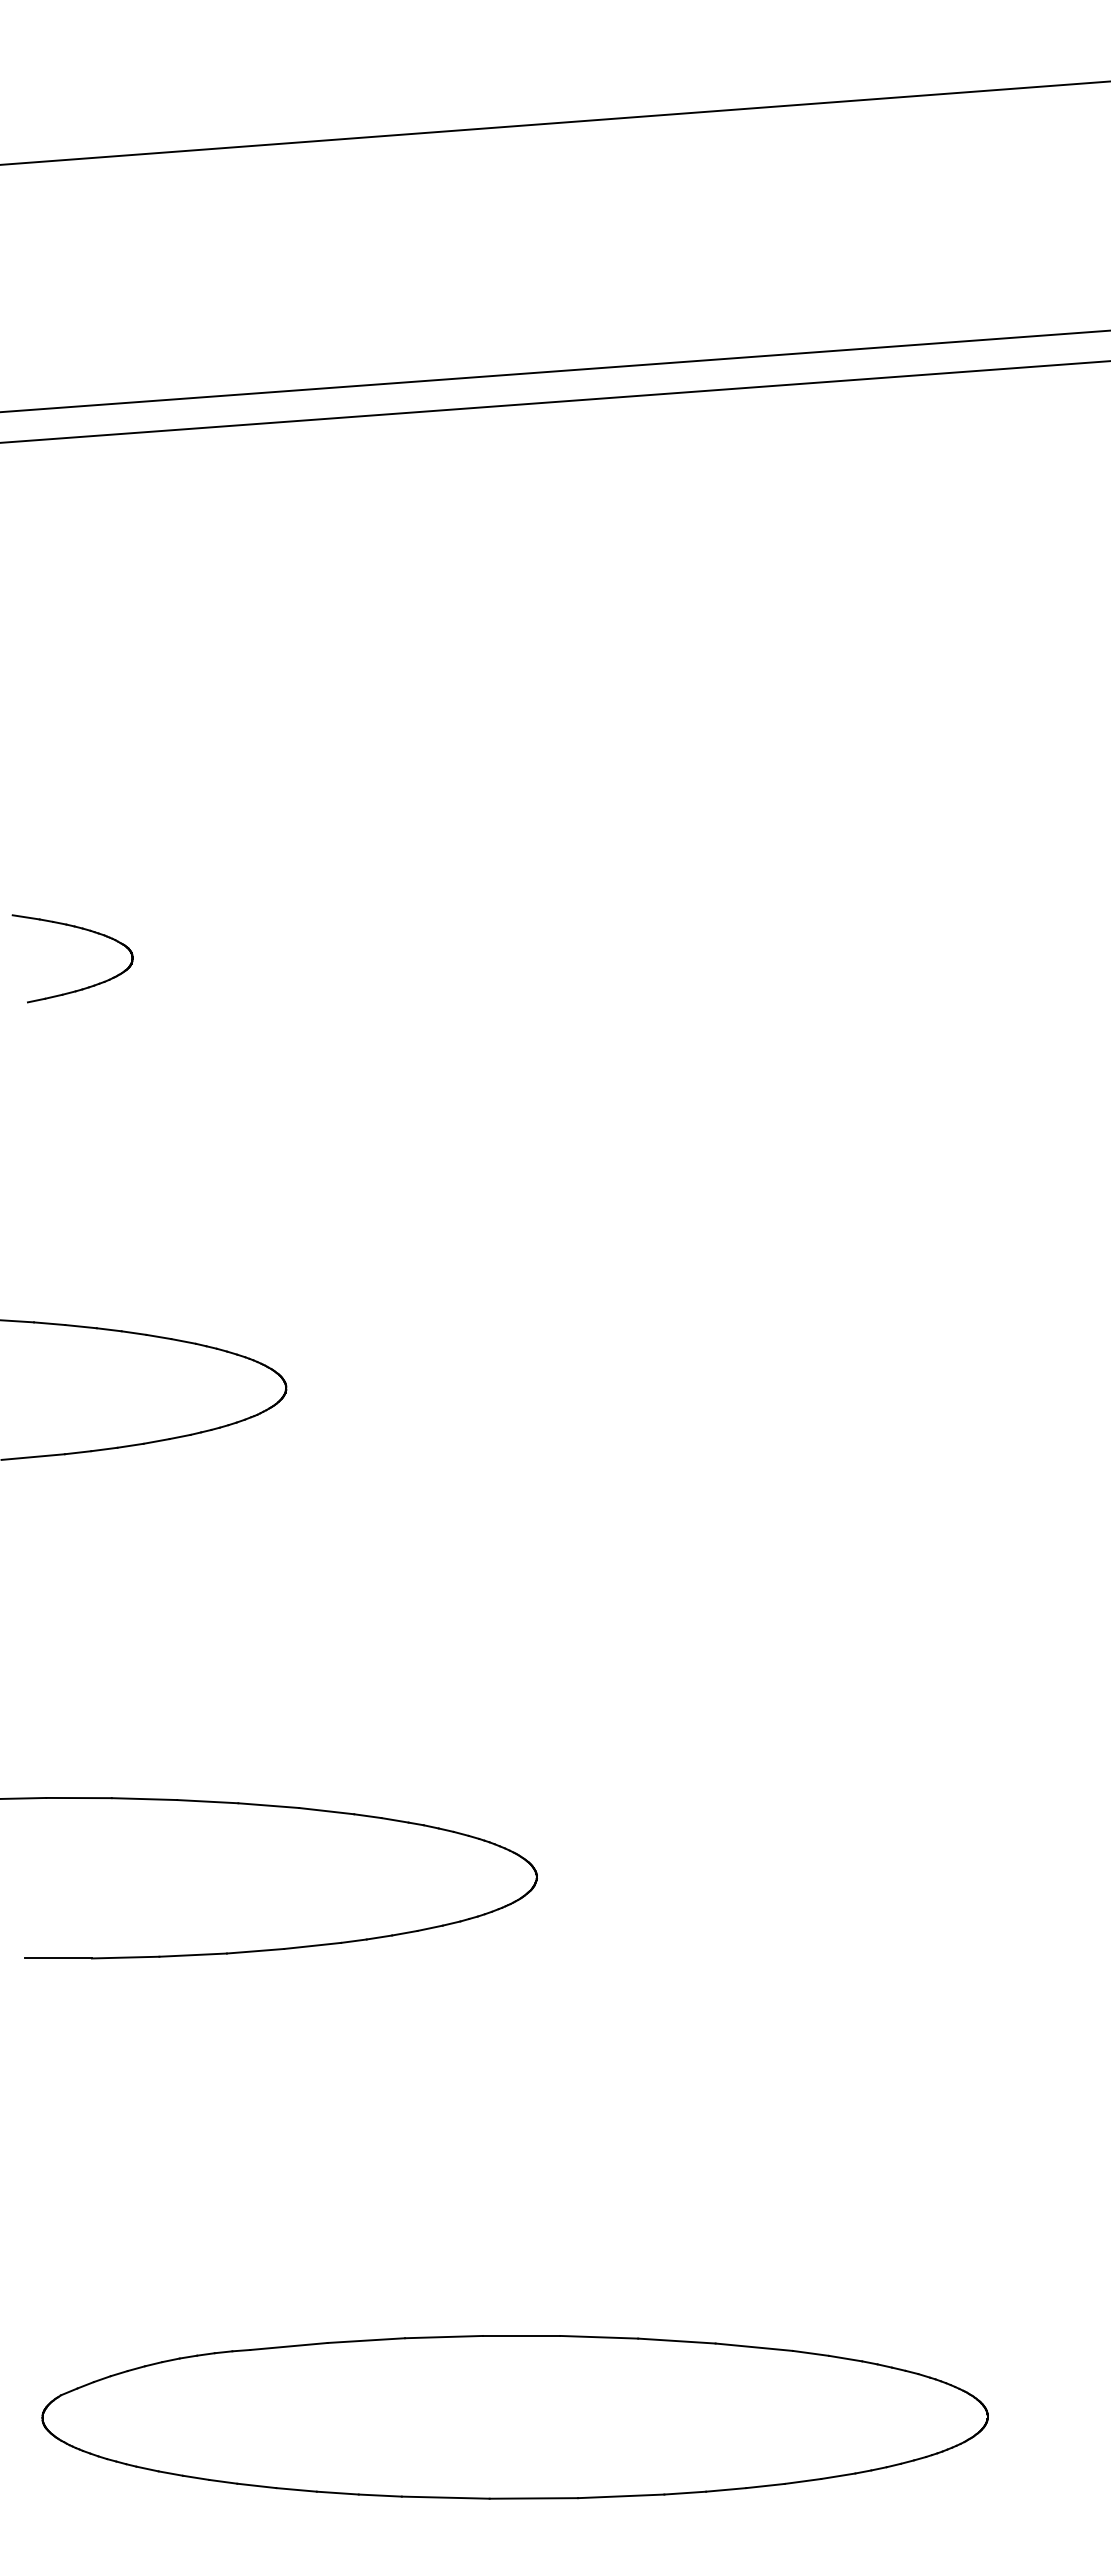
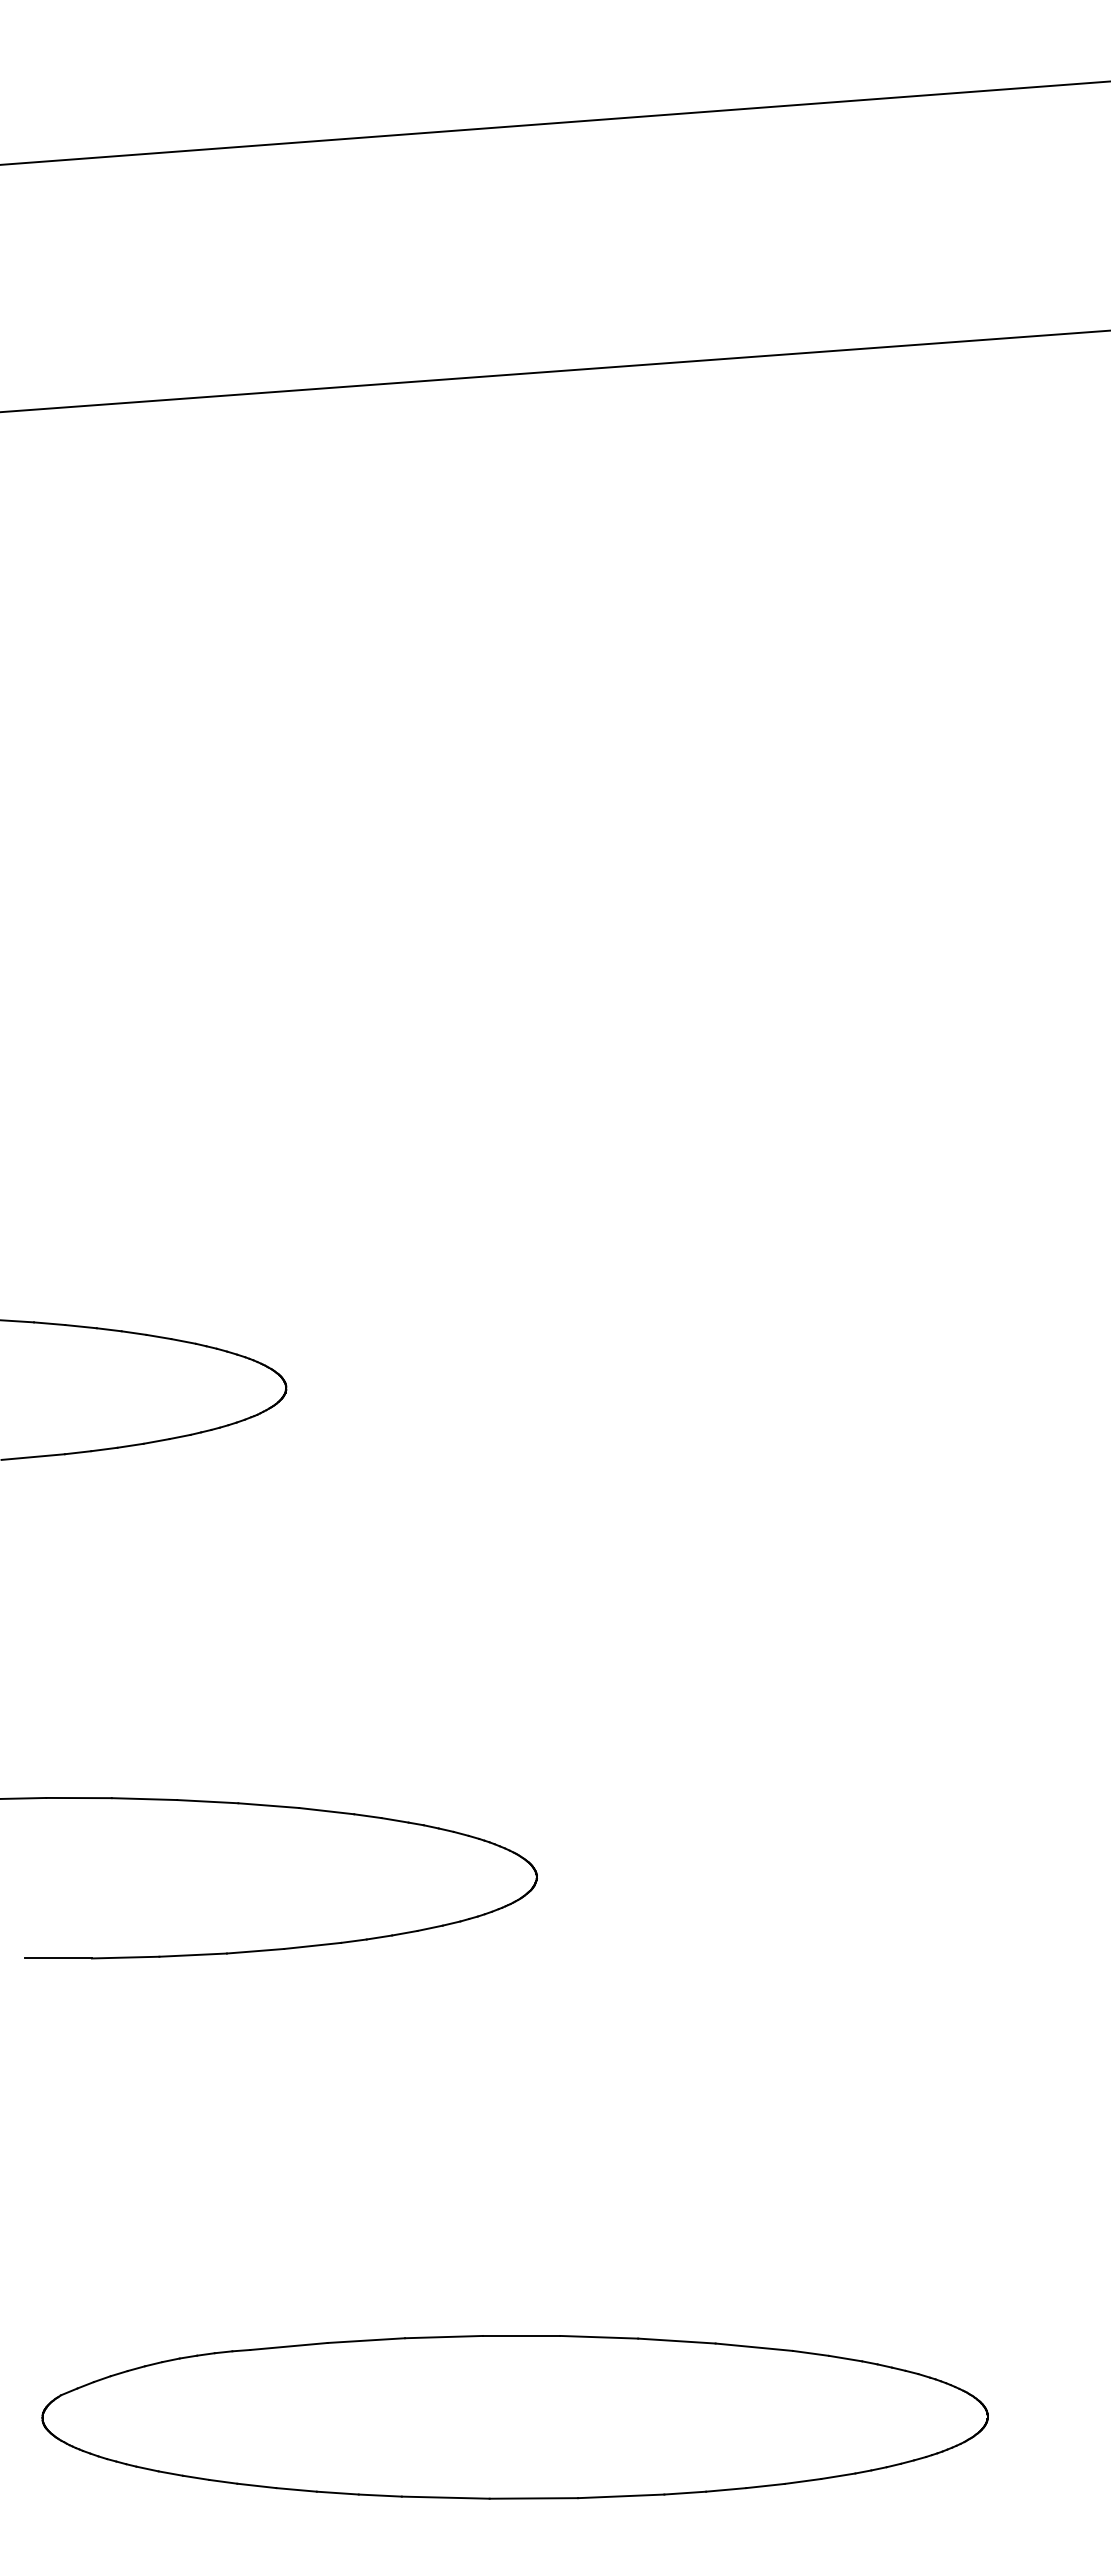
line: present -> none (554, 401)
part: present -> none (81, 929)
